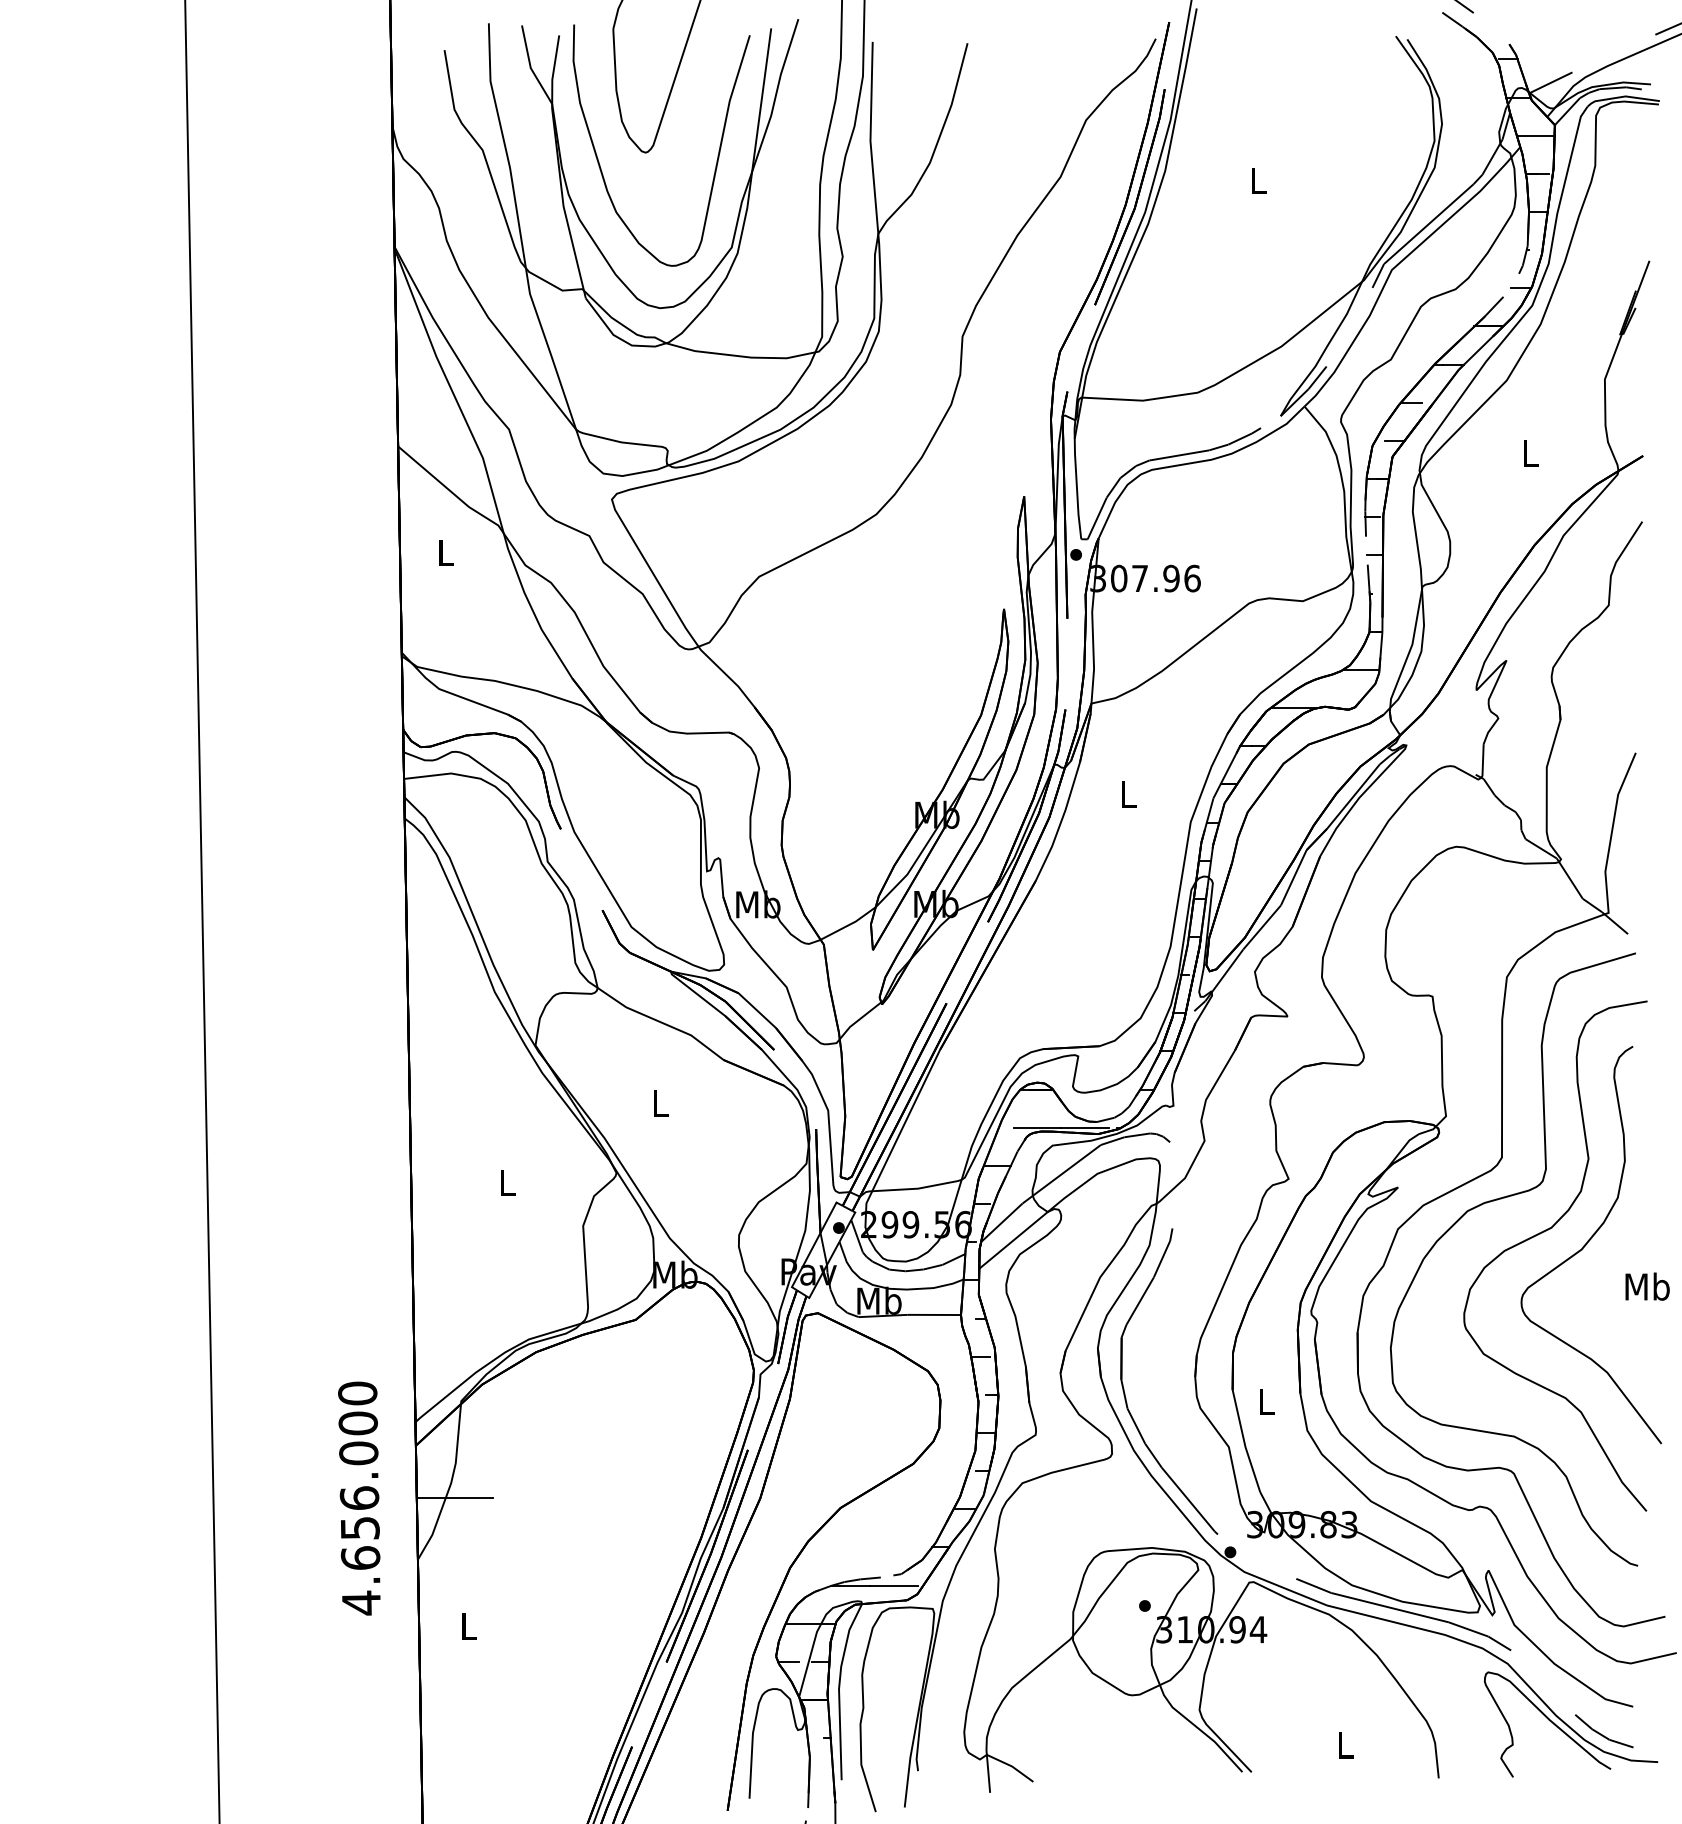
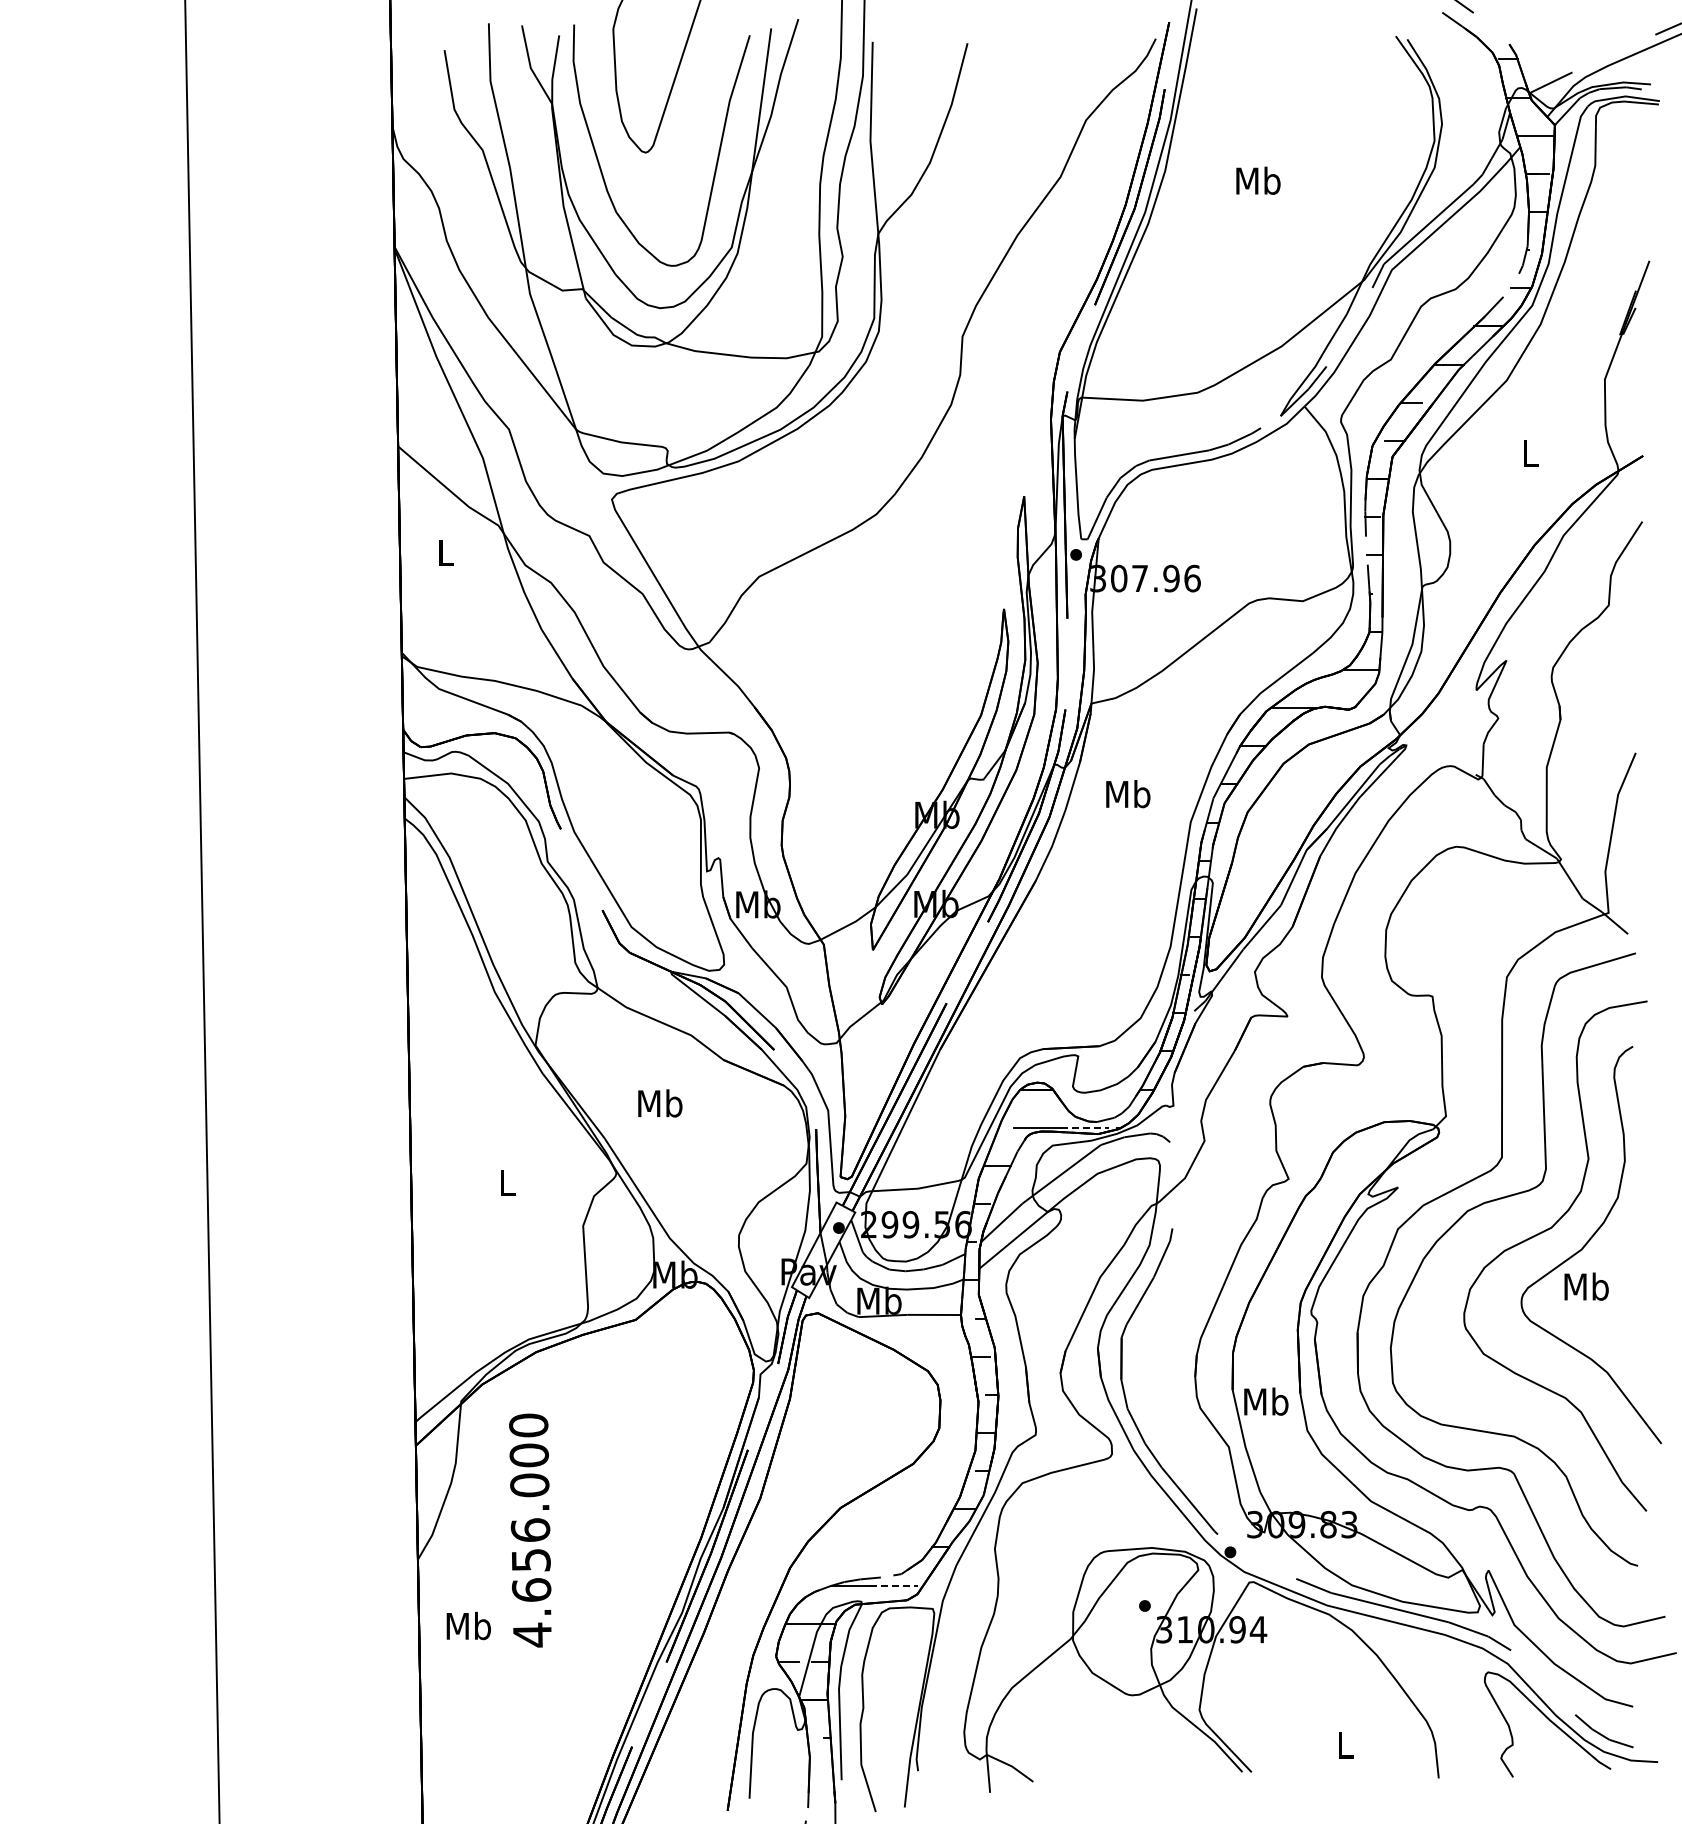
text: L -> Mb (1258, 180)
text: L -> Mb (1128, 794)
text: L -> Mb (660, 1103)
line: solid -> dashed (1085, 1127)
text position: (1647, 1286) -> (1586, 1286) (1586, 1286)
text: L -> Mb (1266, 1401)
line: present -> none (454, 1497)
text position: (359, 1498) -> (530, 1530) (530, 1530)
line: solid -> dashed (894, 1585)
text: L -> Mb (468, 1625)
